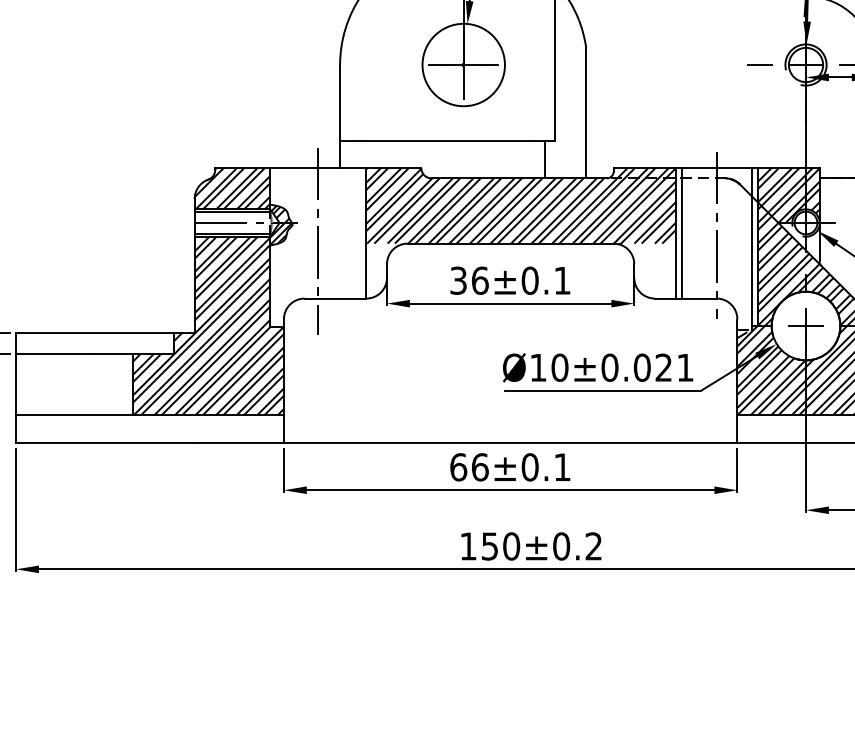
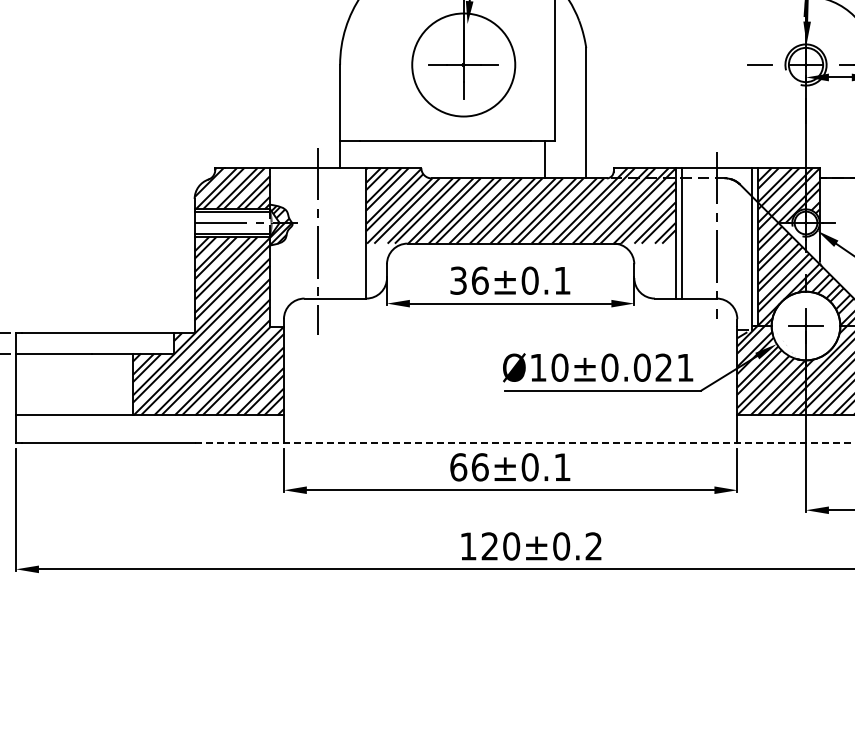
circle diameter: 82 px -> 103 px (463, 64)
line: solid -> dashed (525, 442)
text: 150±0.2 -> 120±0.2 (489, 546)
